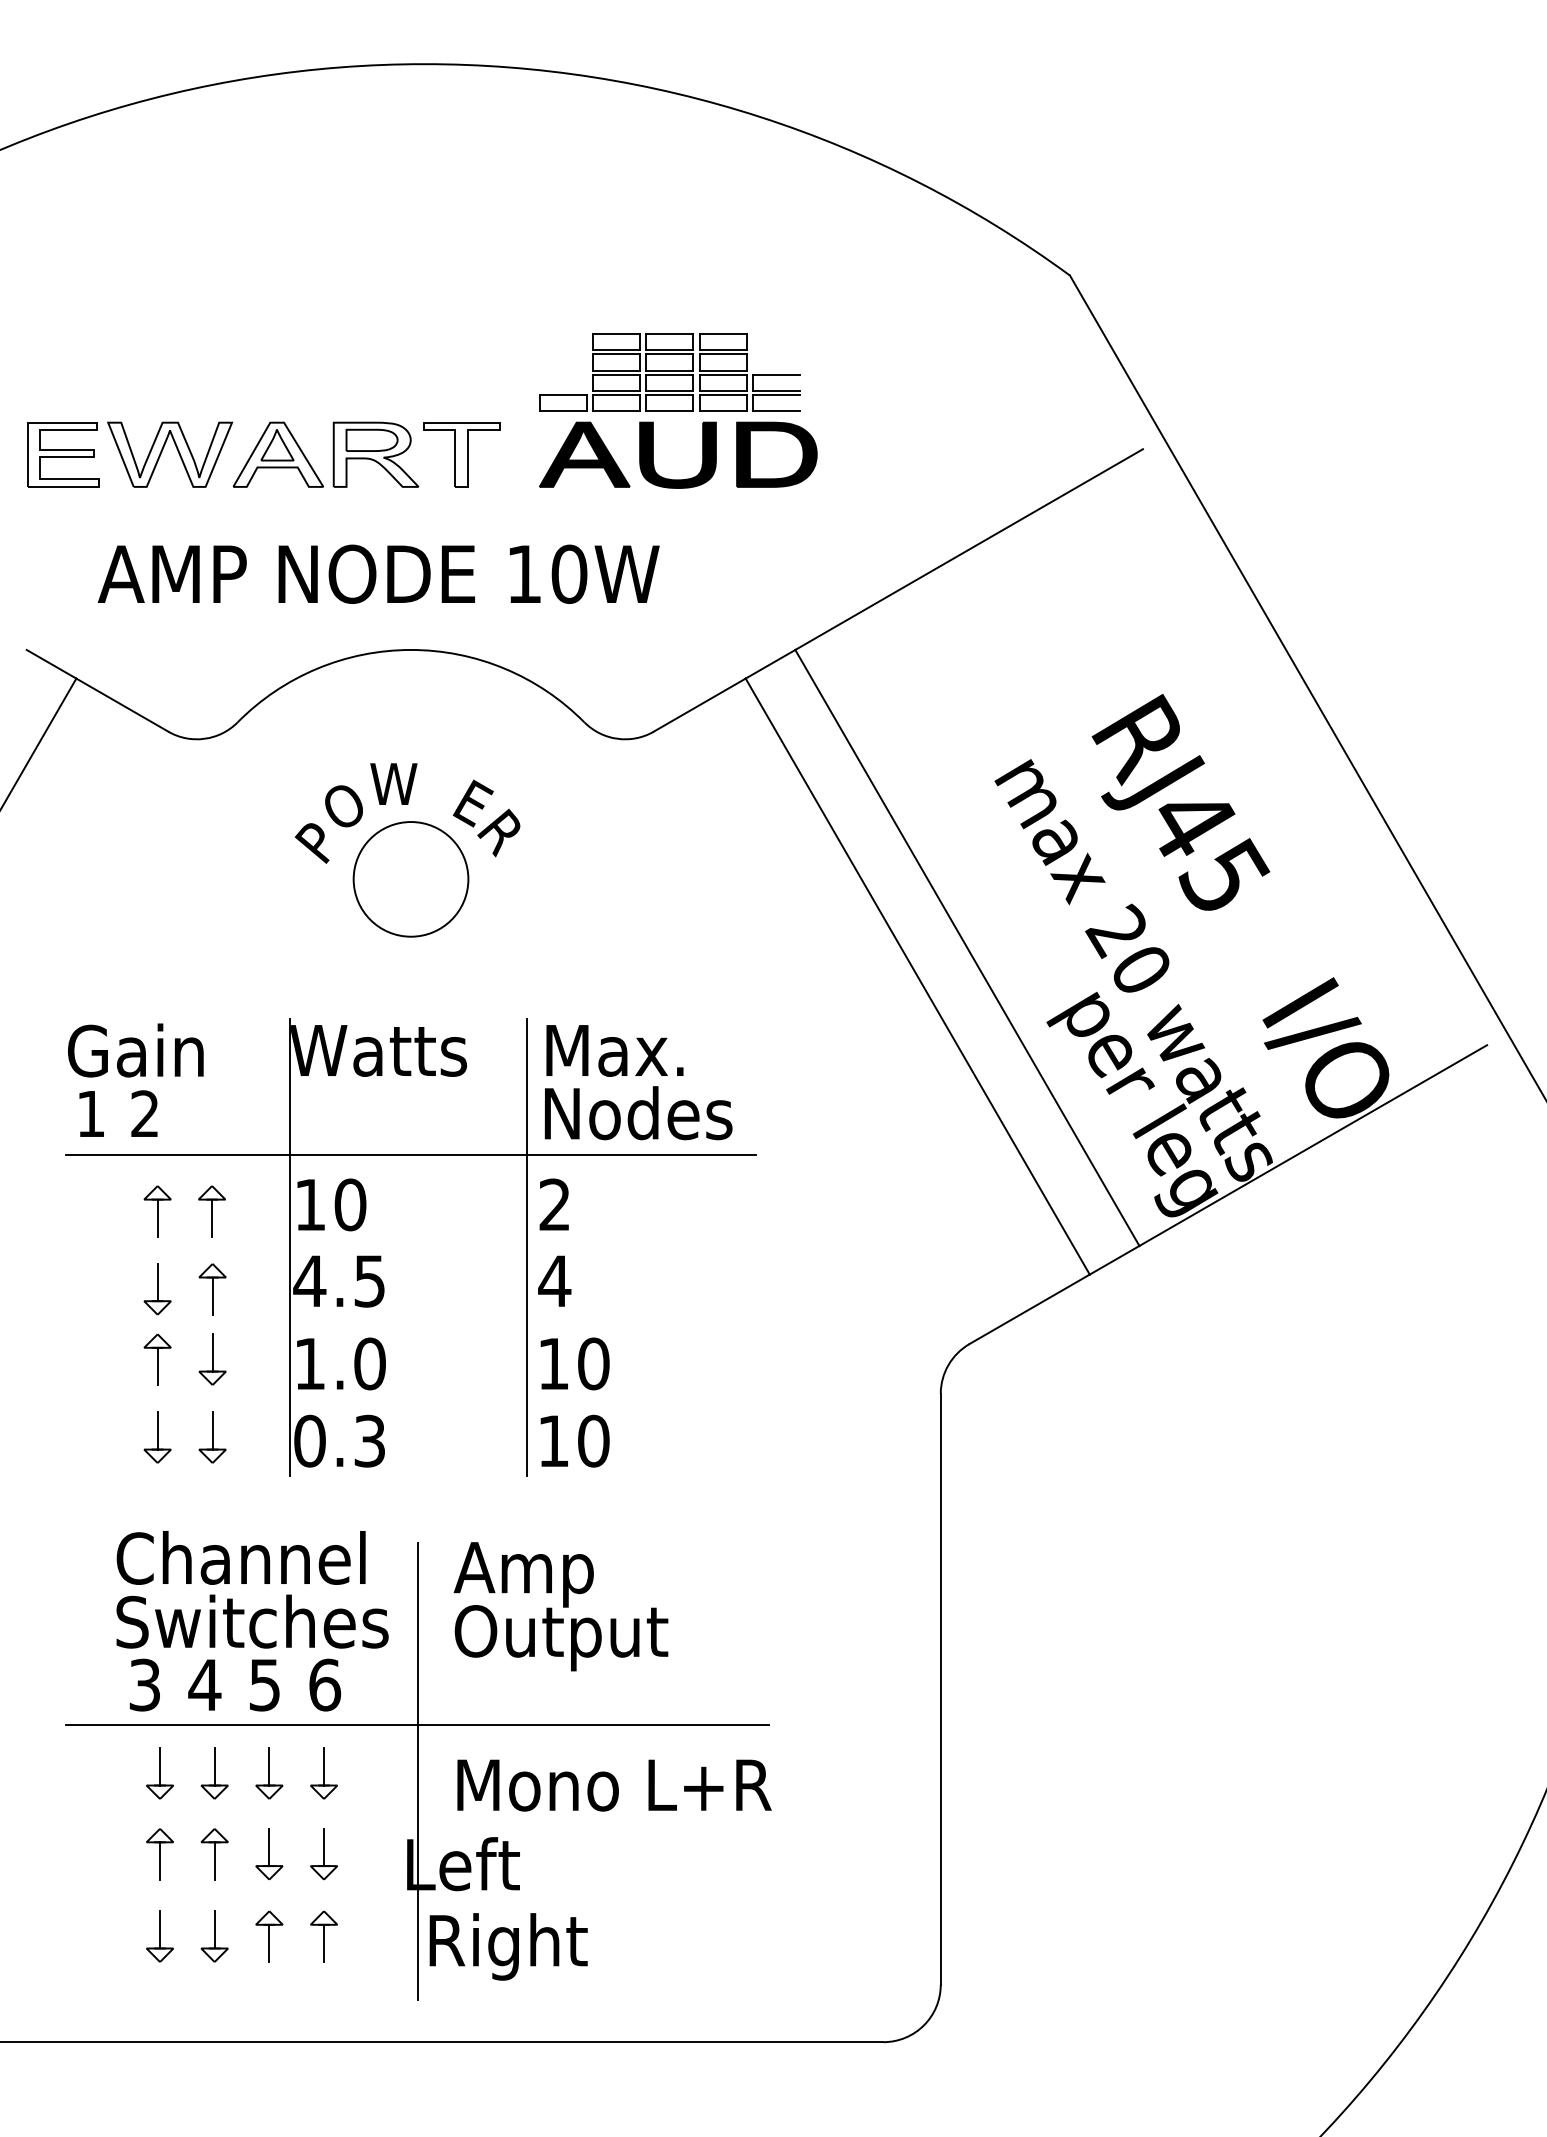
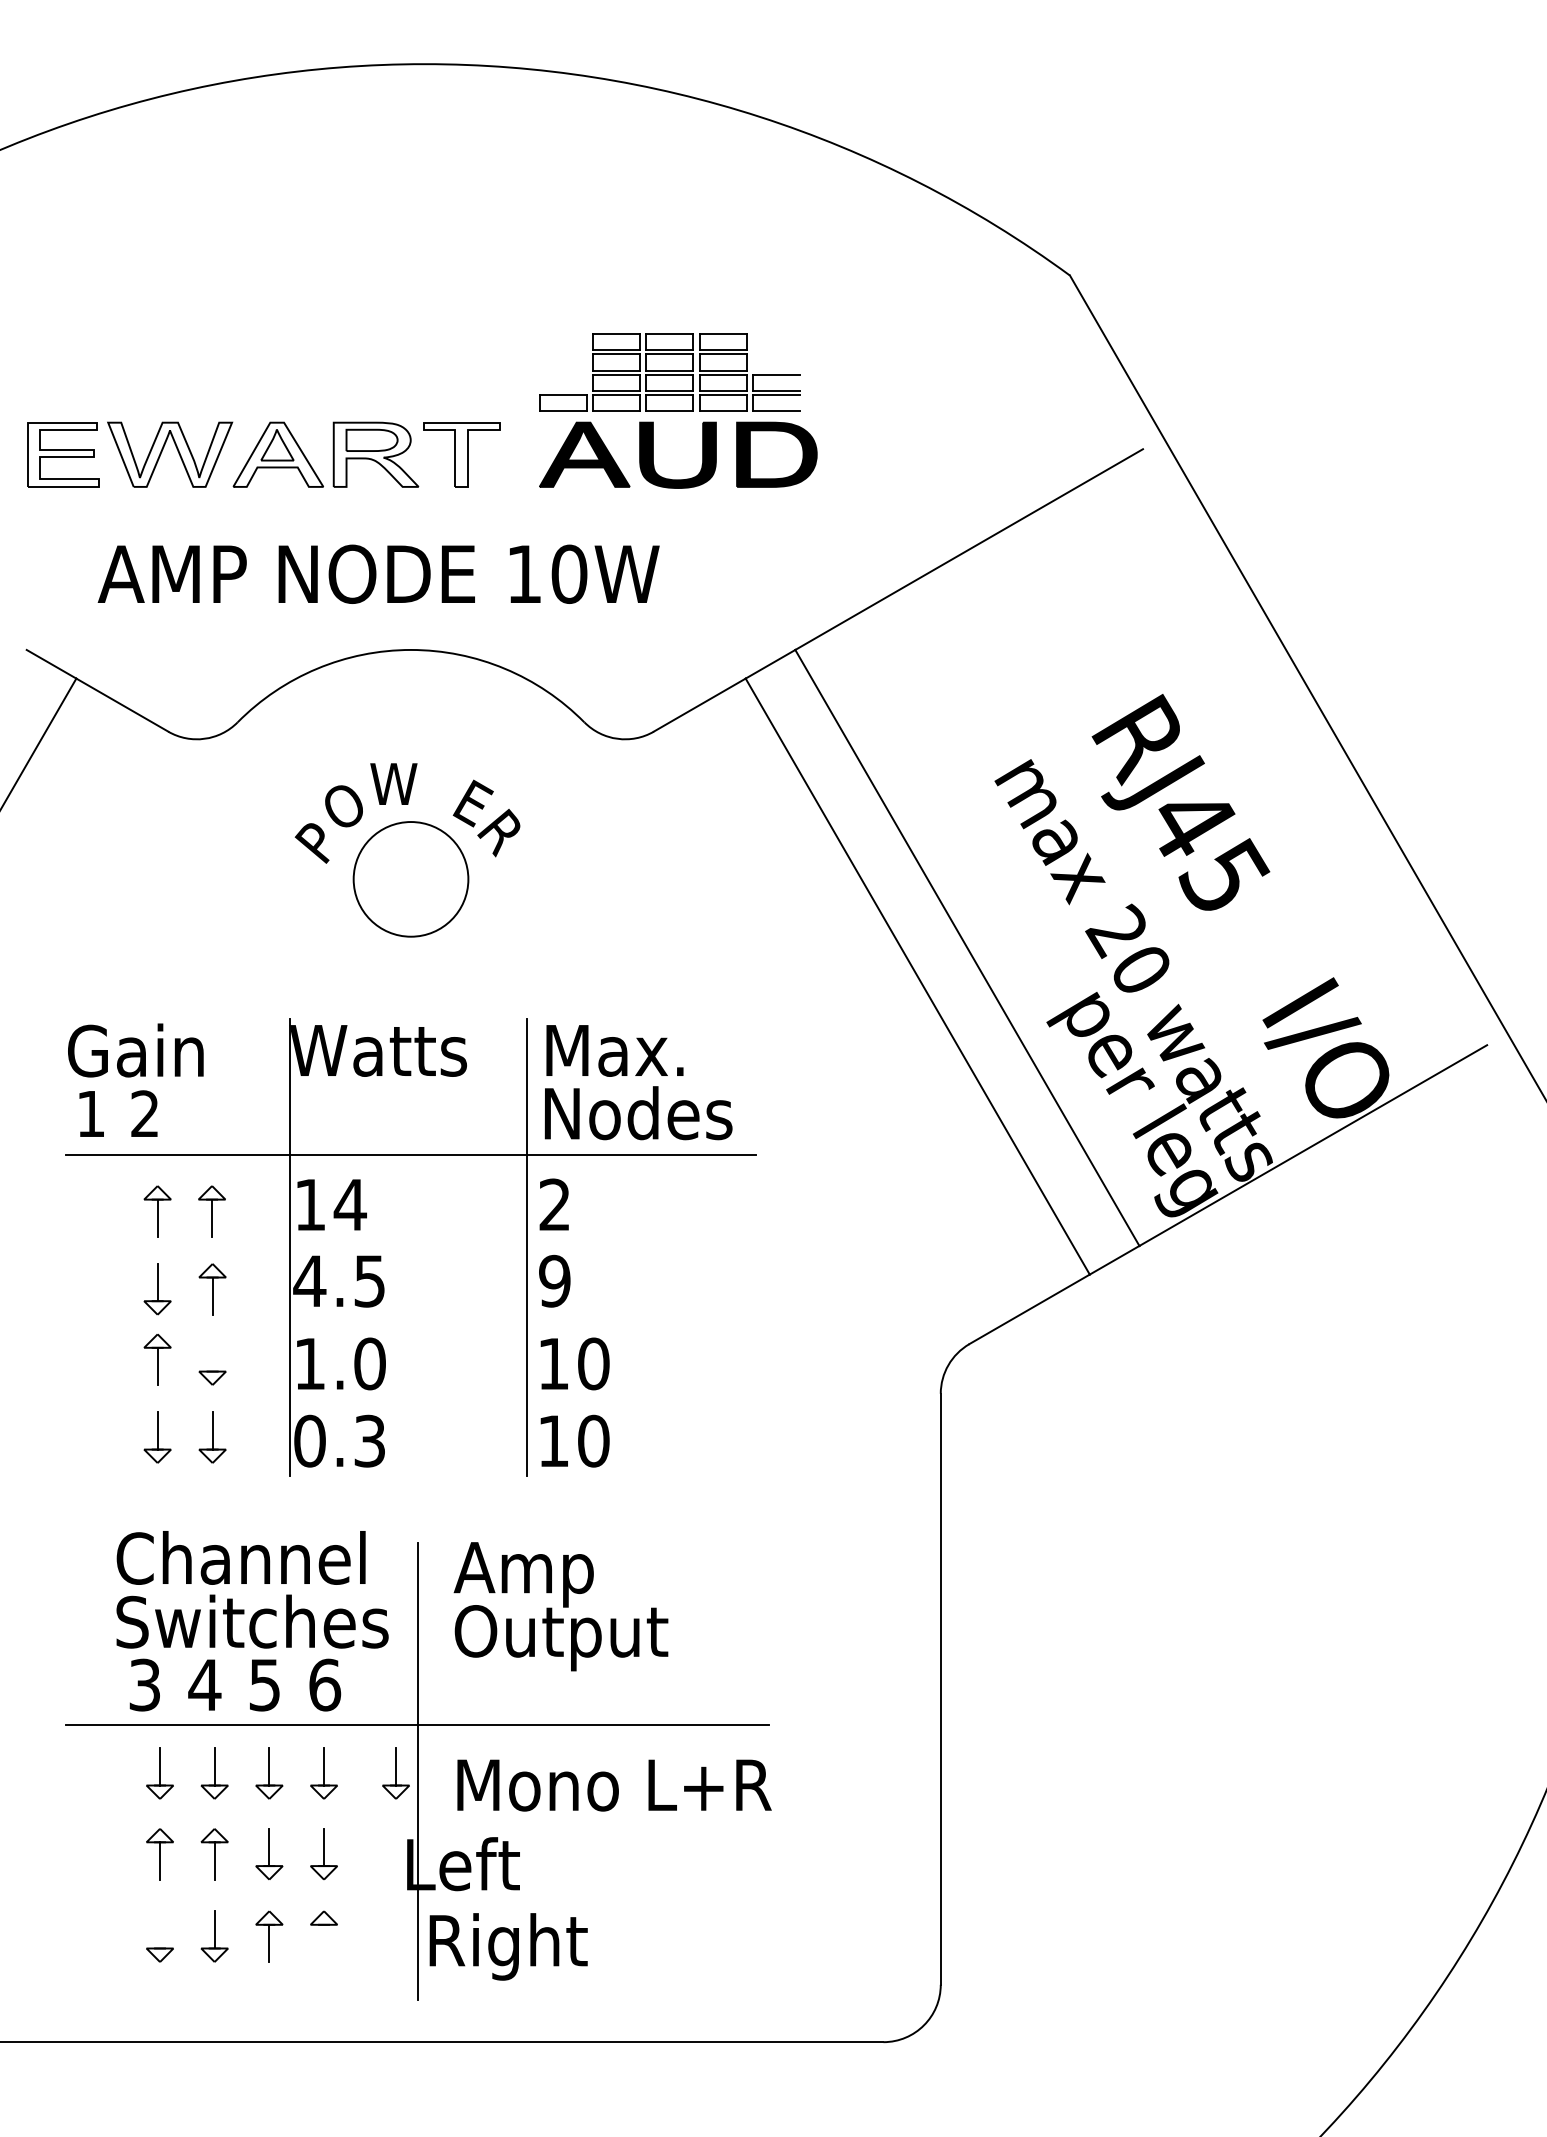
text: 10 -> 14 (349, 1204)
text: 4 -> 9 (554, 1280)
line: present -> none (212, 1352)
part: none -> present (395, 1773)
line: present -> none (160, 1929)
line: present -> none (324, 1943)
